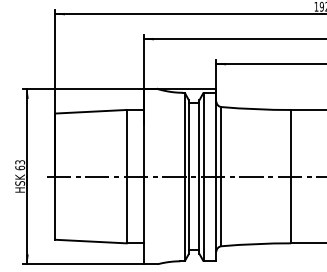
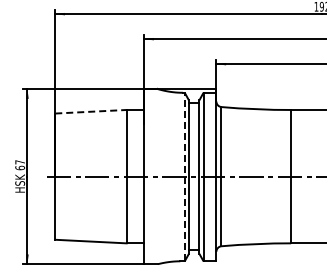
line: solid -> dashed (90, 111)
text: 63 -> 67 (20, 162)
line: solid -> dashed (184, 176)
